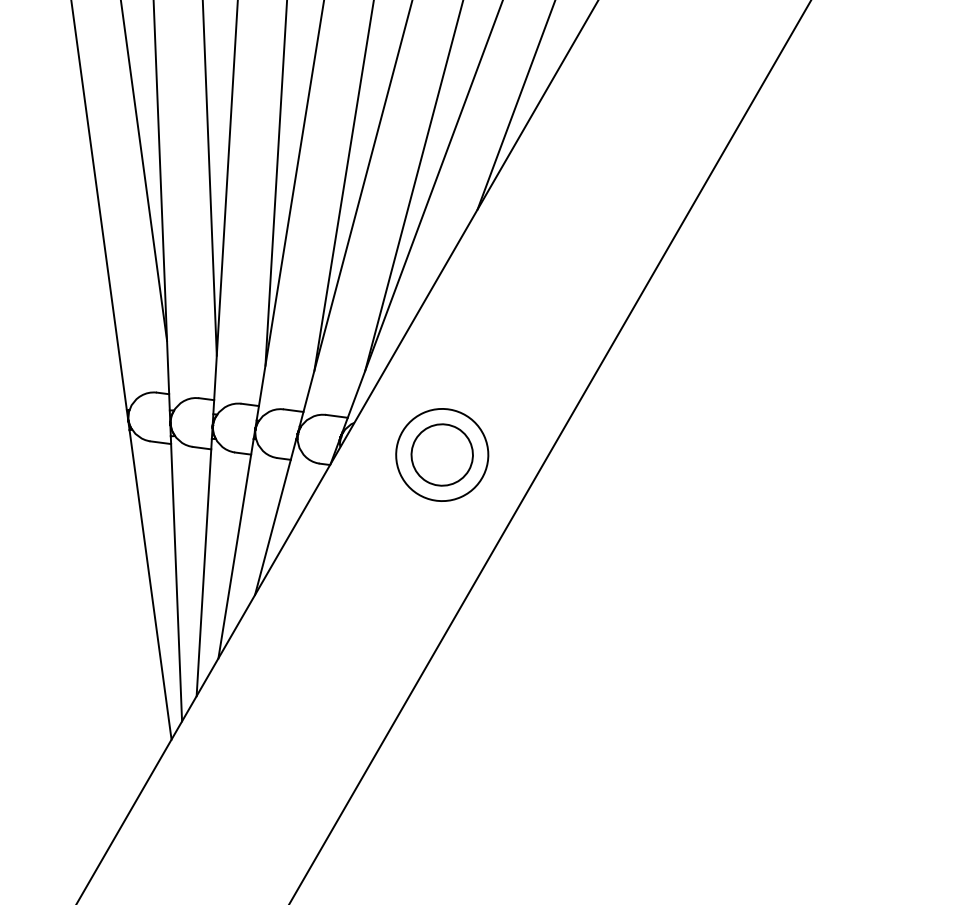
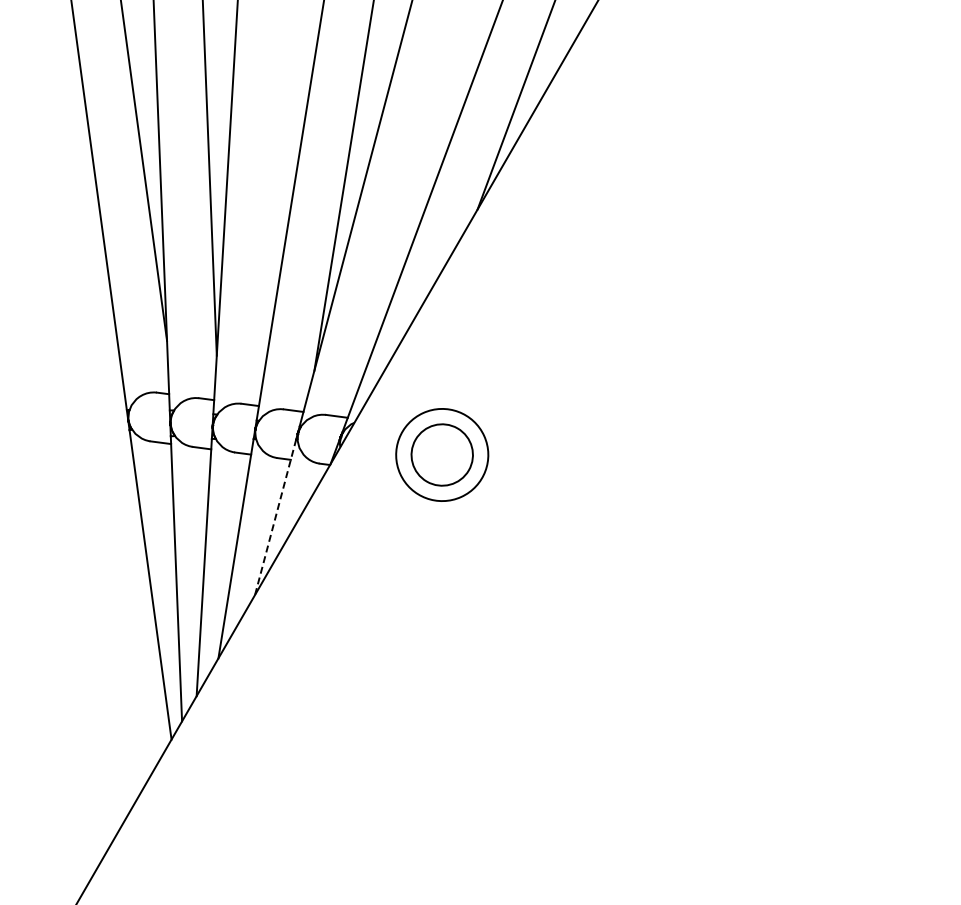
line: present -> none (275, 183)
line: present -> none (413, 186)
line: present -> none (549, 451)
line: solid -> dashed (275, 517)
